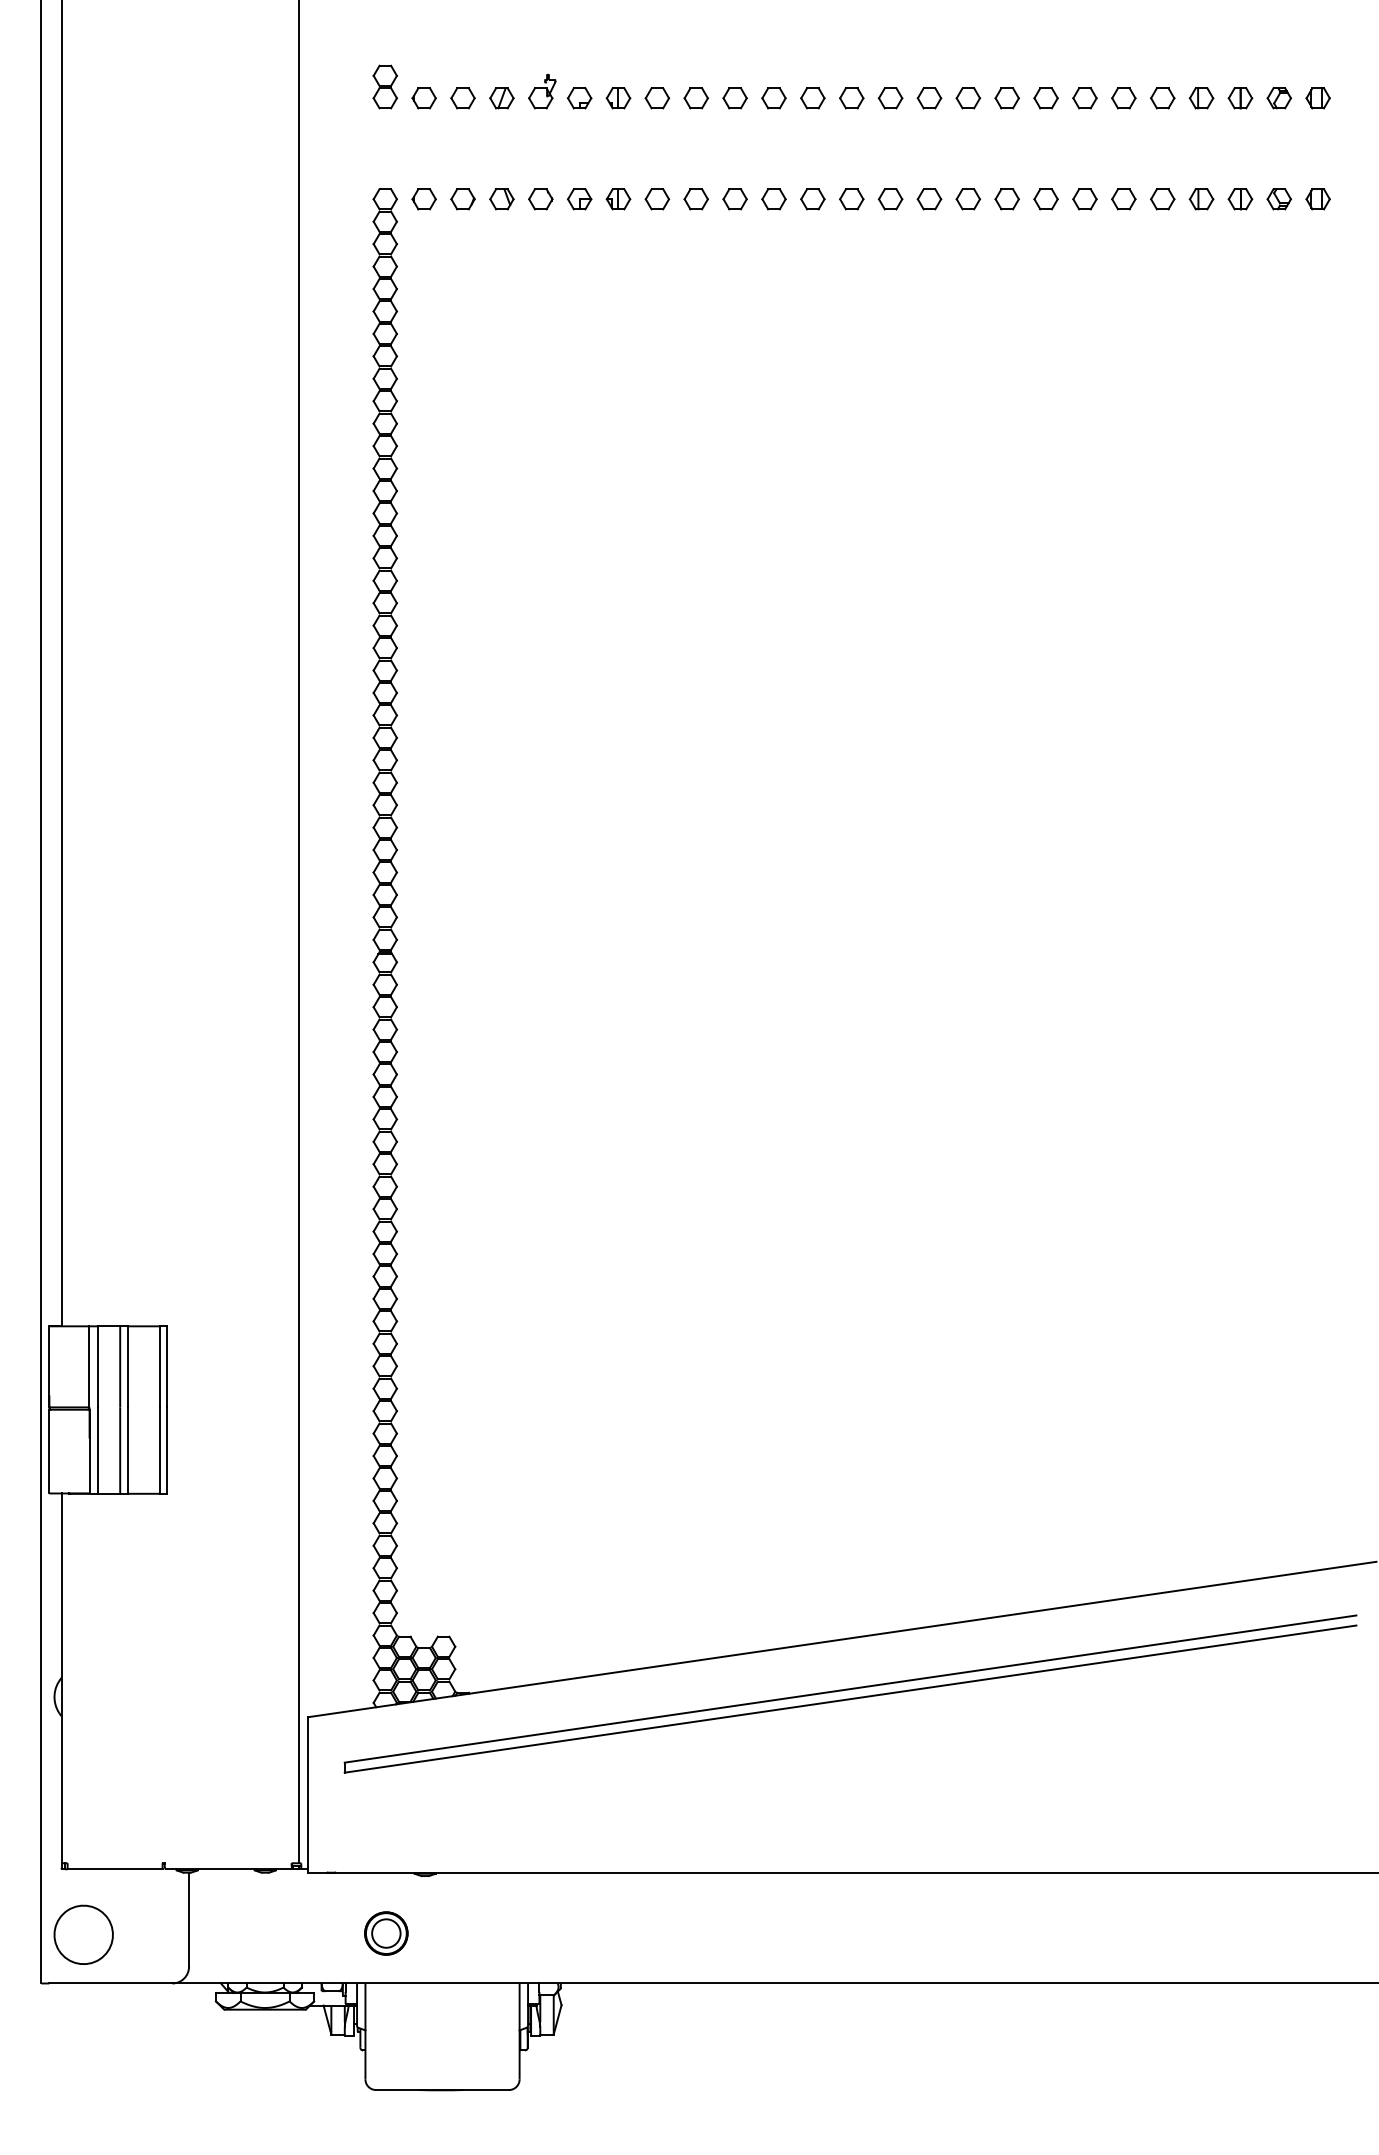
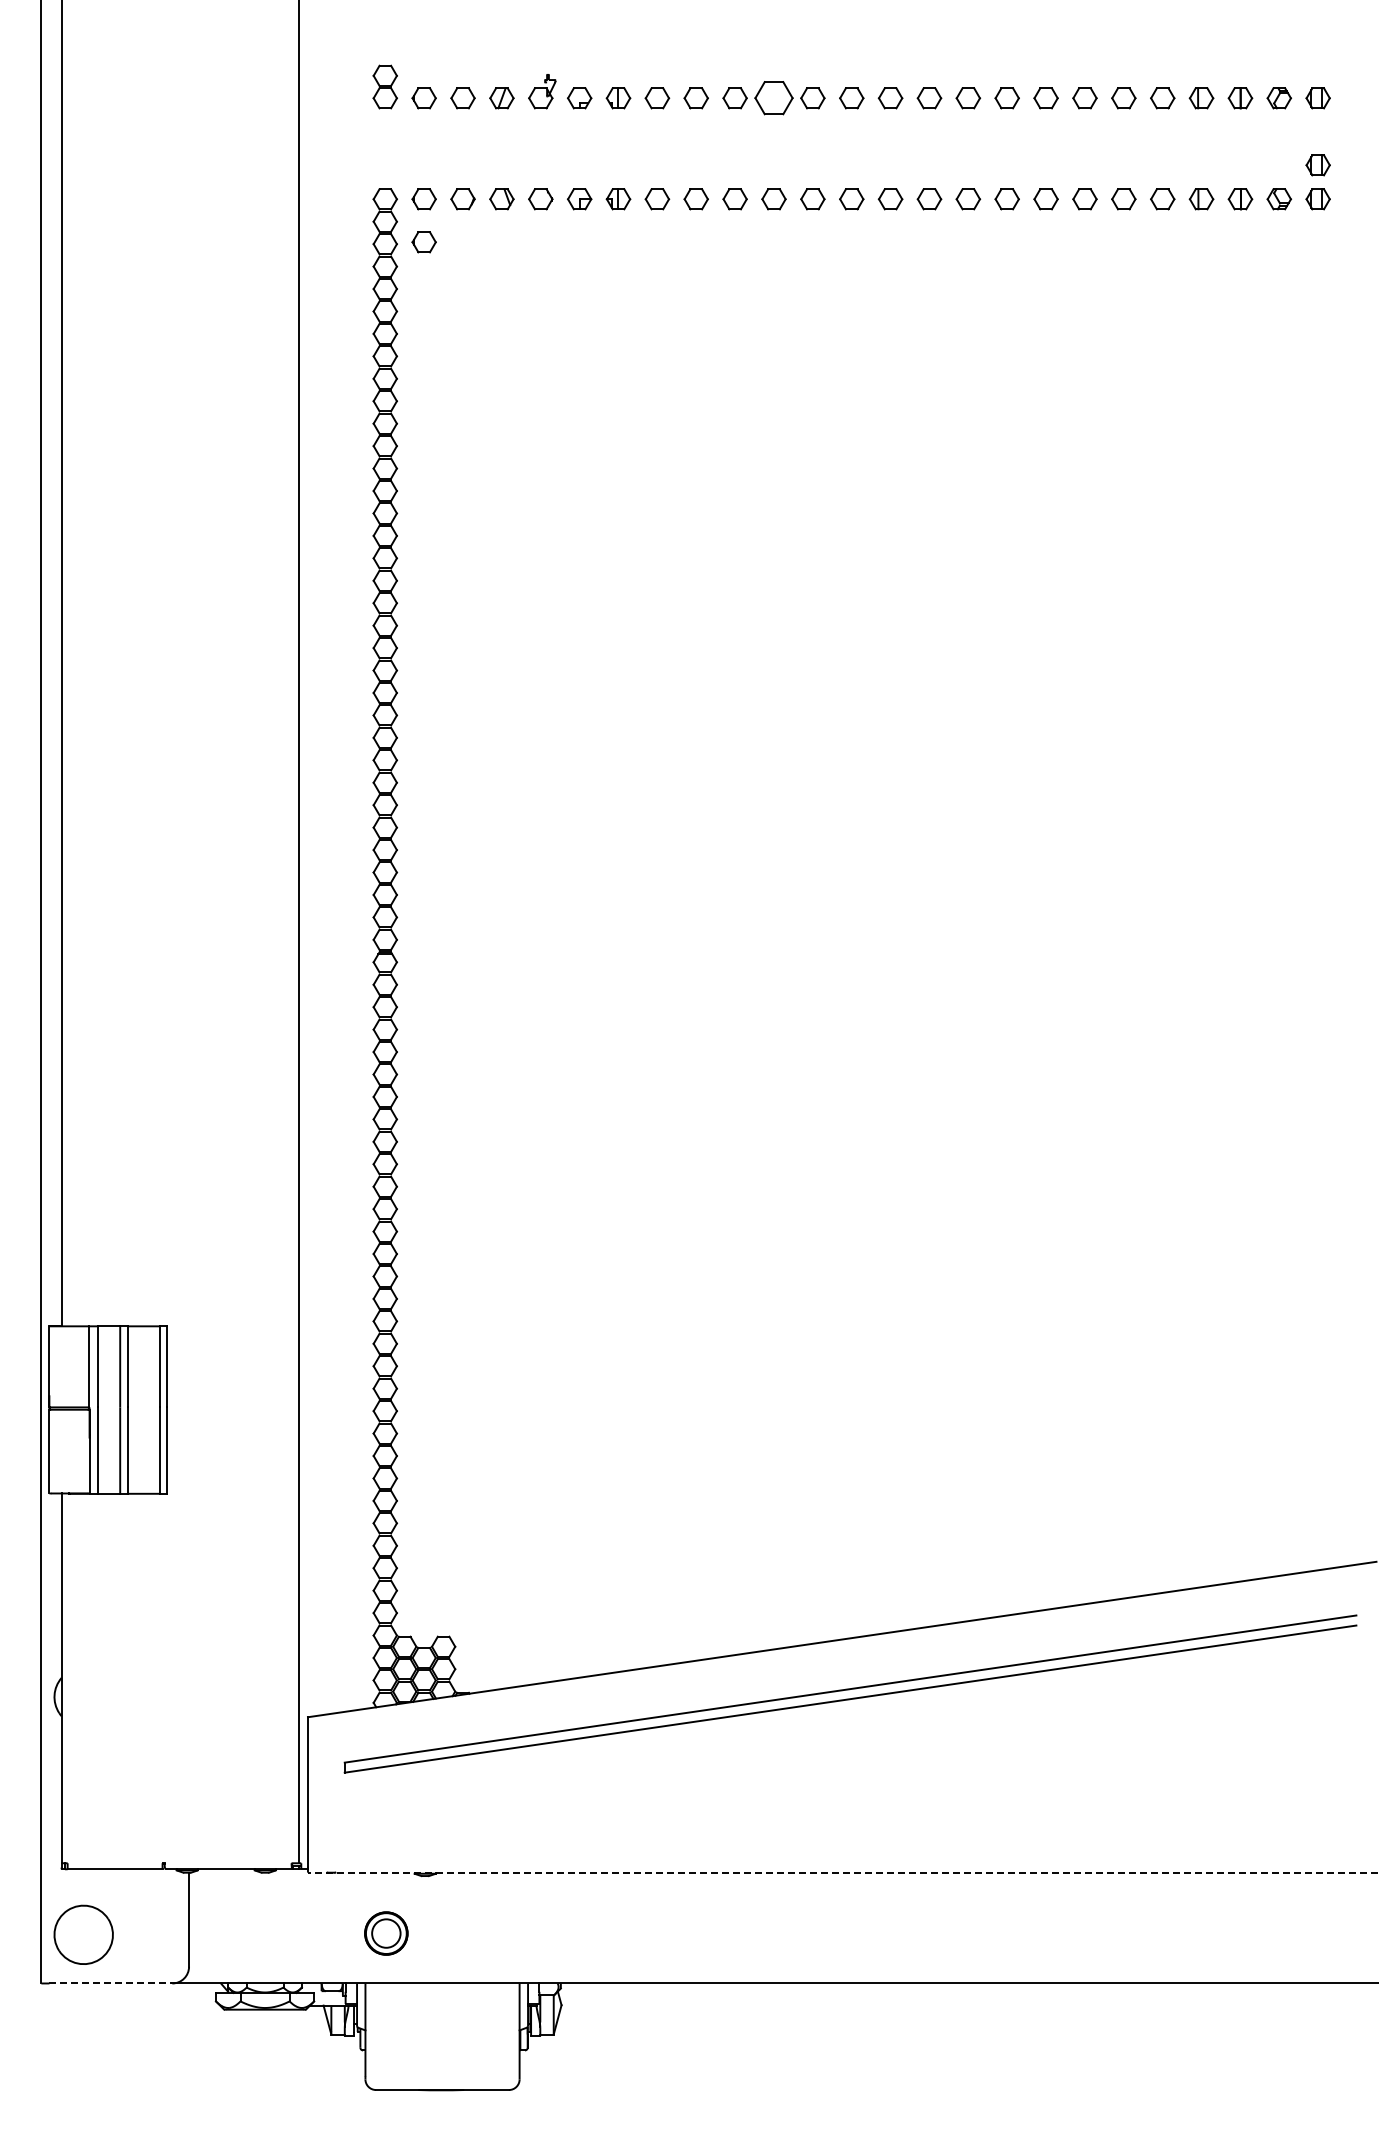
part size: 26x23 px -> 40x35 px (773, 98)
part: none -> present (1317, 165)
part: none -> present (423, 242)
line: solid -> dashed (842, 1872)
line: solid -> dashed (111, 1983)
